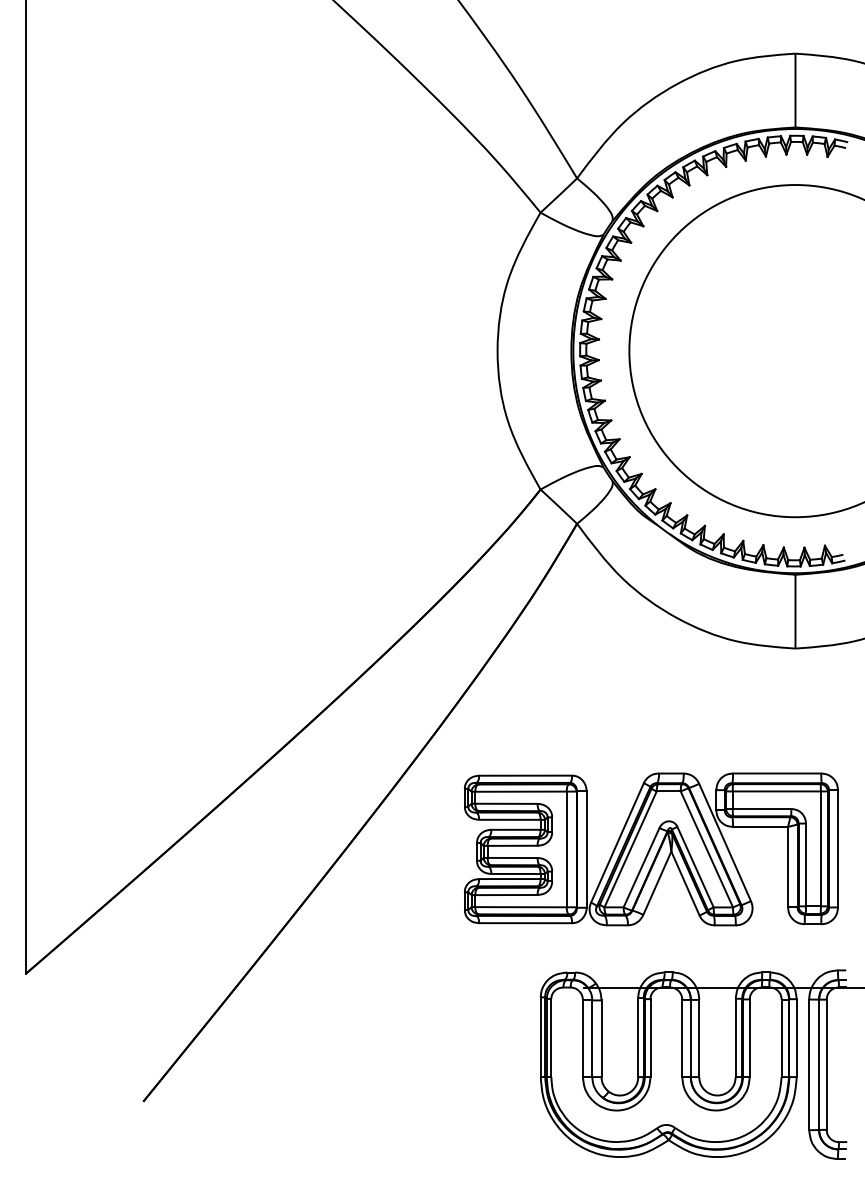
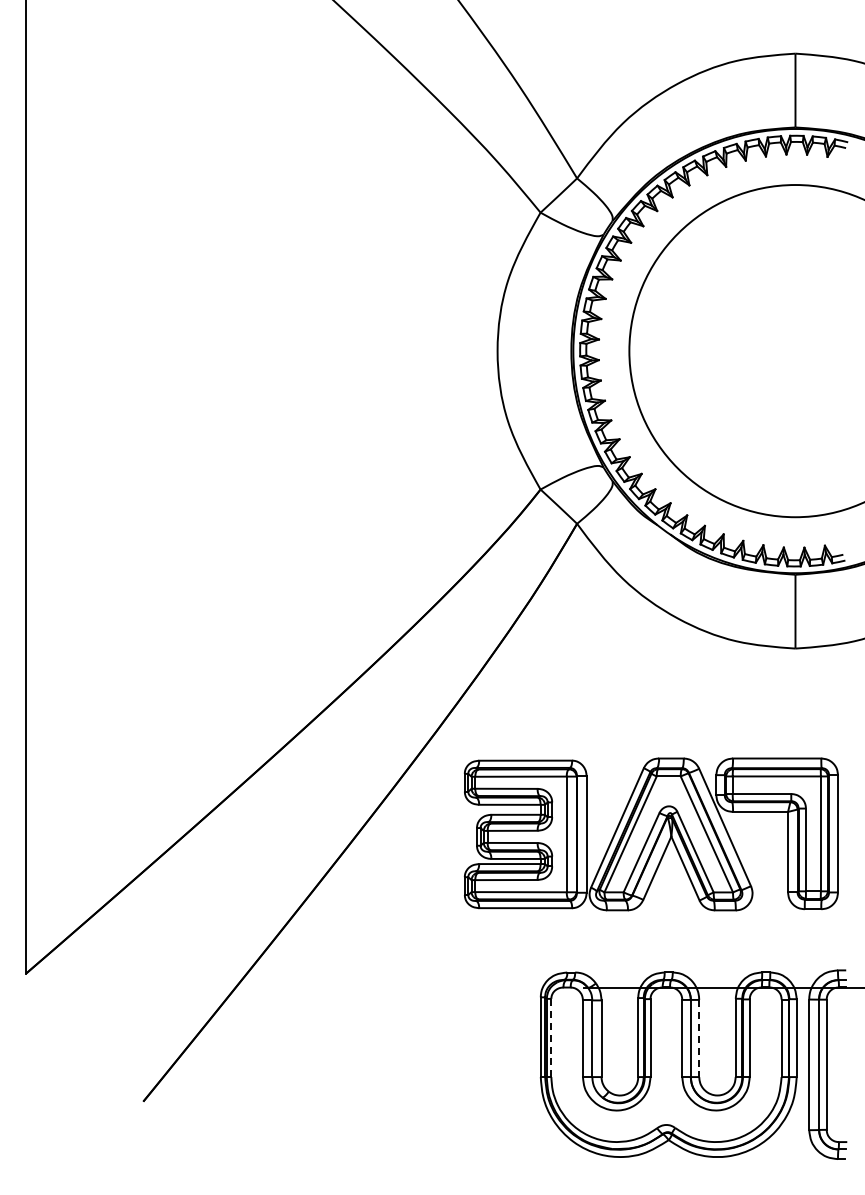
part position: (651, 849) -> (651, 834) (651, 834)
line: solid -> dashed (551, 1038)
line: solid -> dashed (699, 1038)
